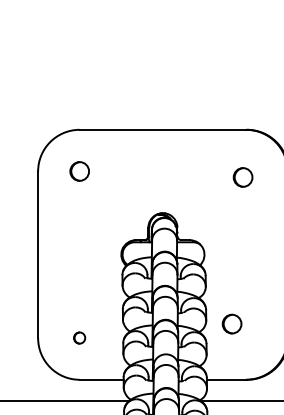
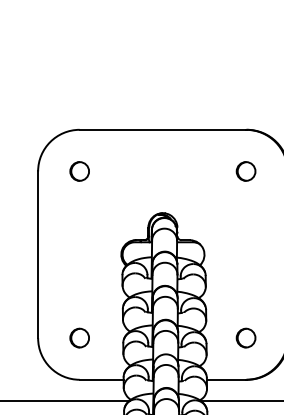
part position: (242, 177) -> (245, 171) (245, 171)
part position: (231, 323) -> (245, 337) (245, 337)
part size: 14x14 px -> 21x22 px (79, 337)
